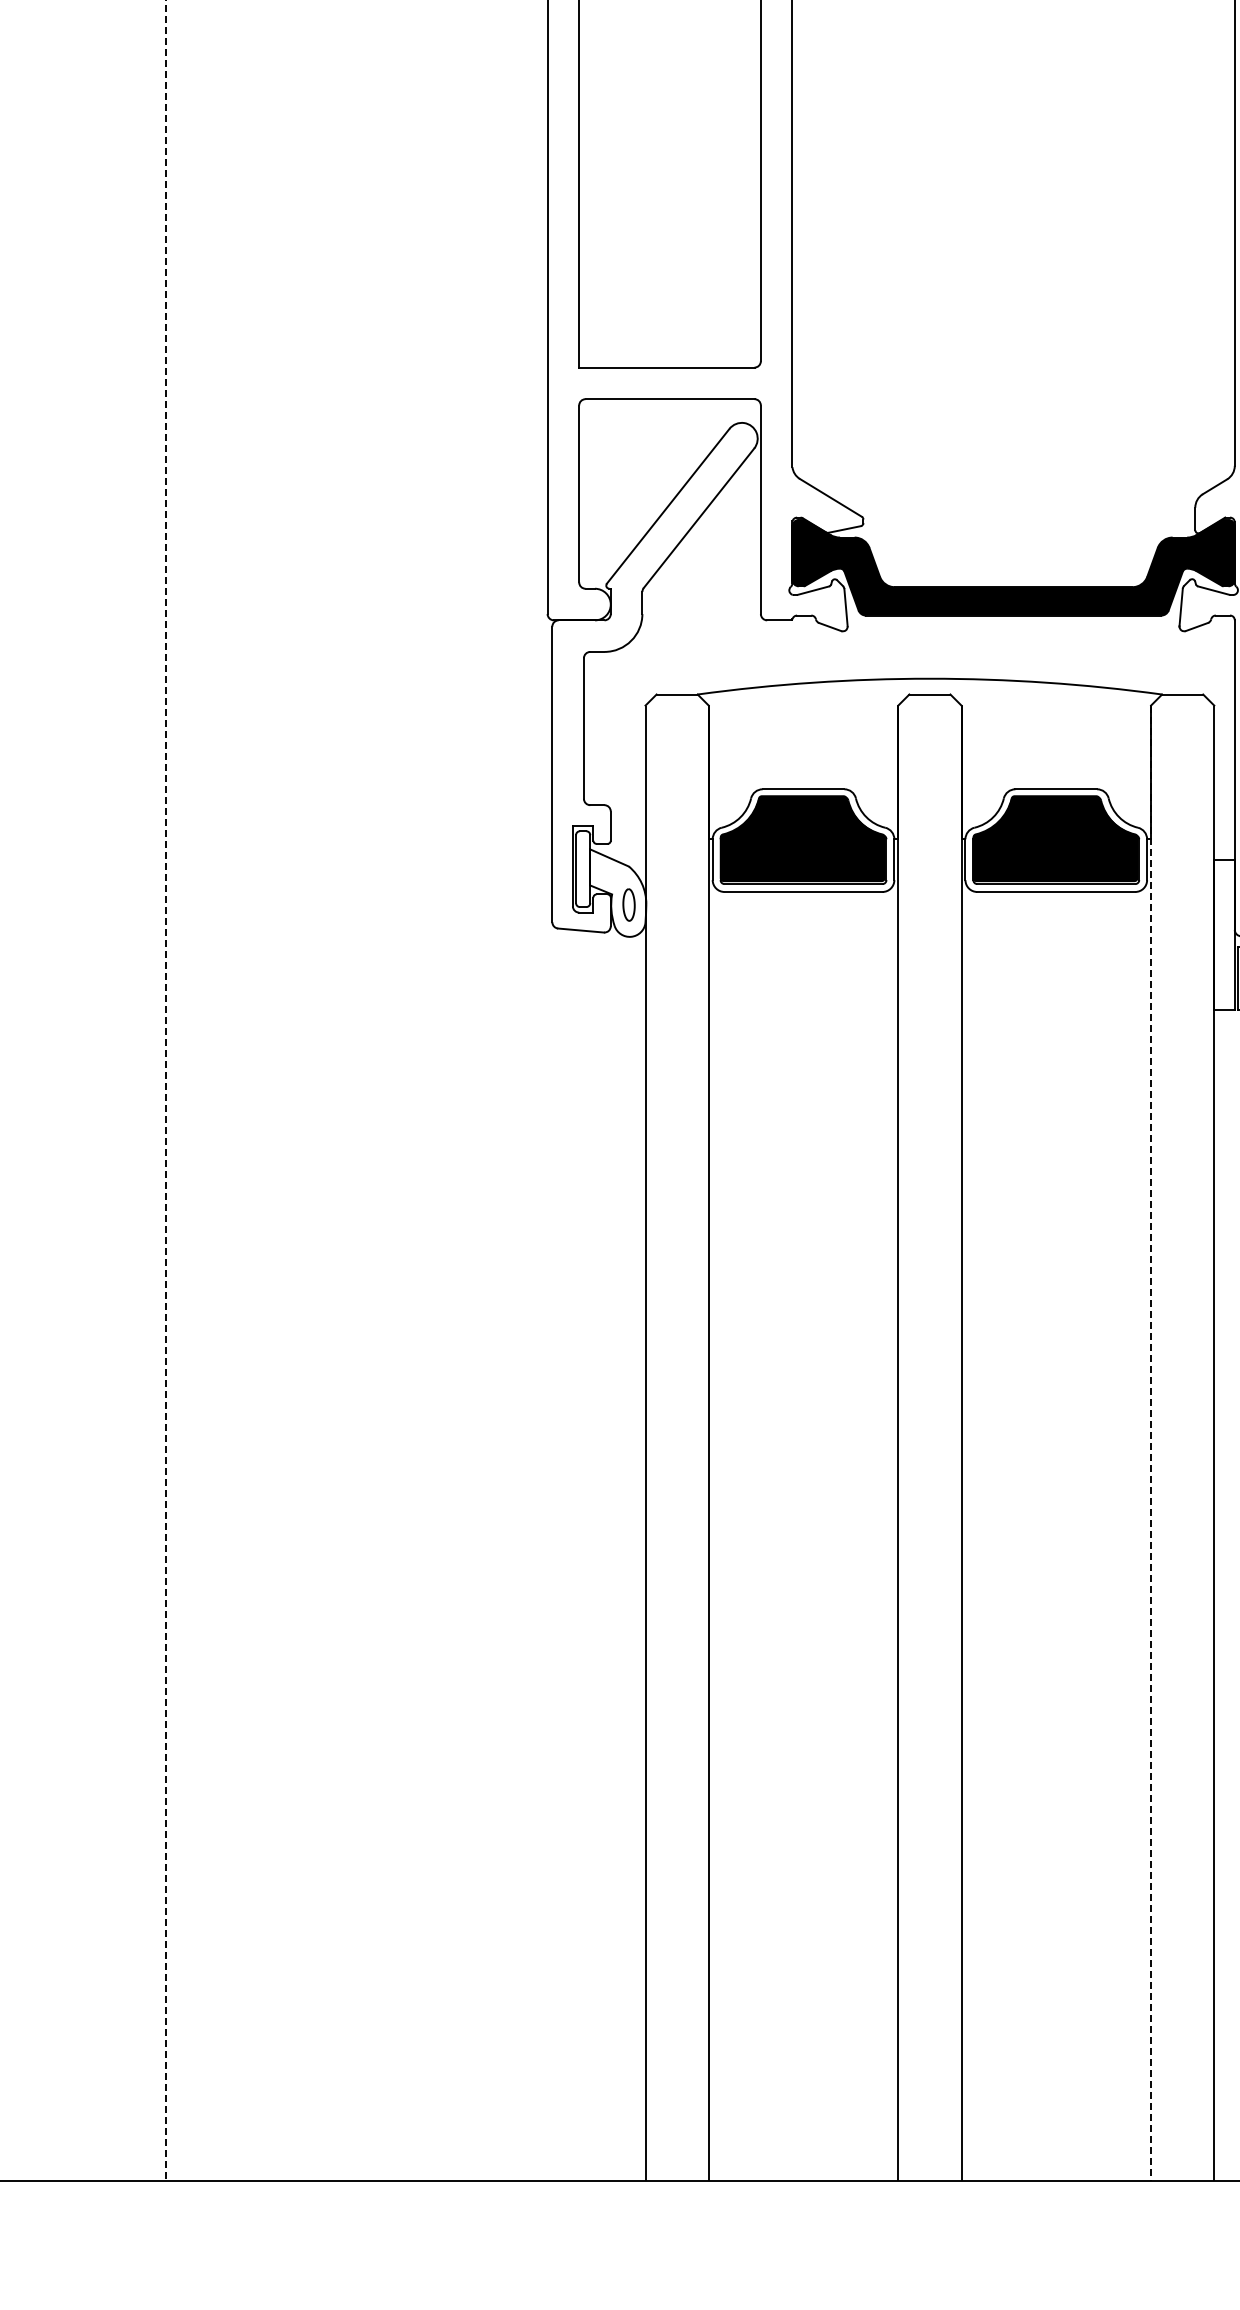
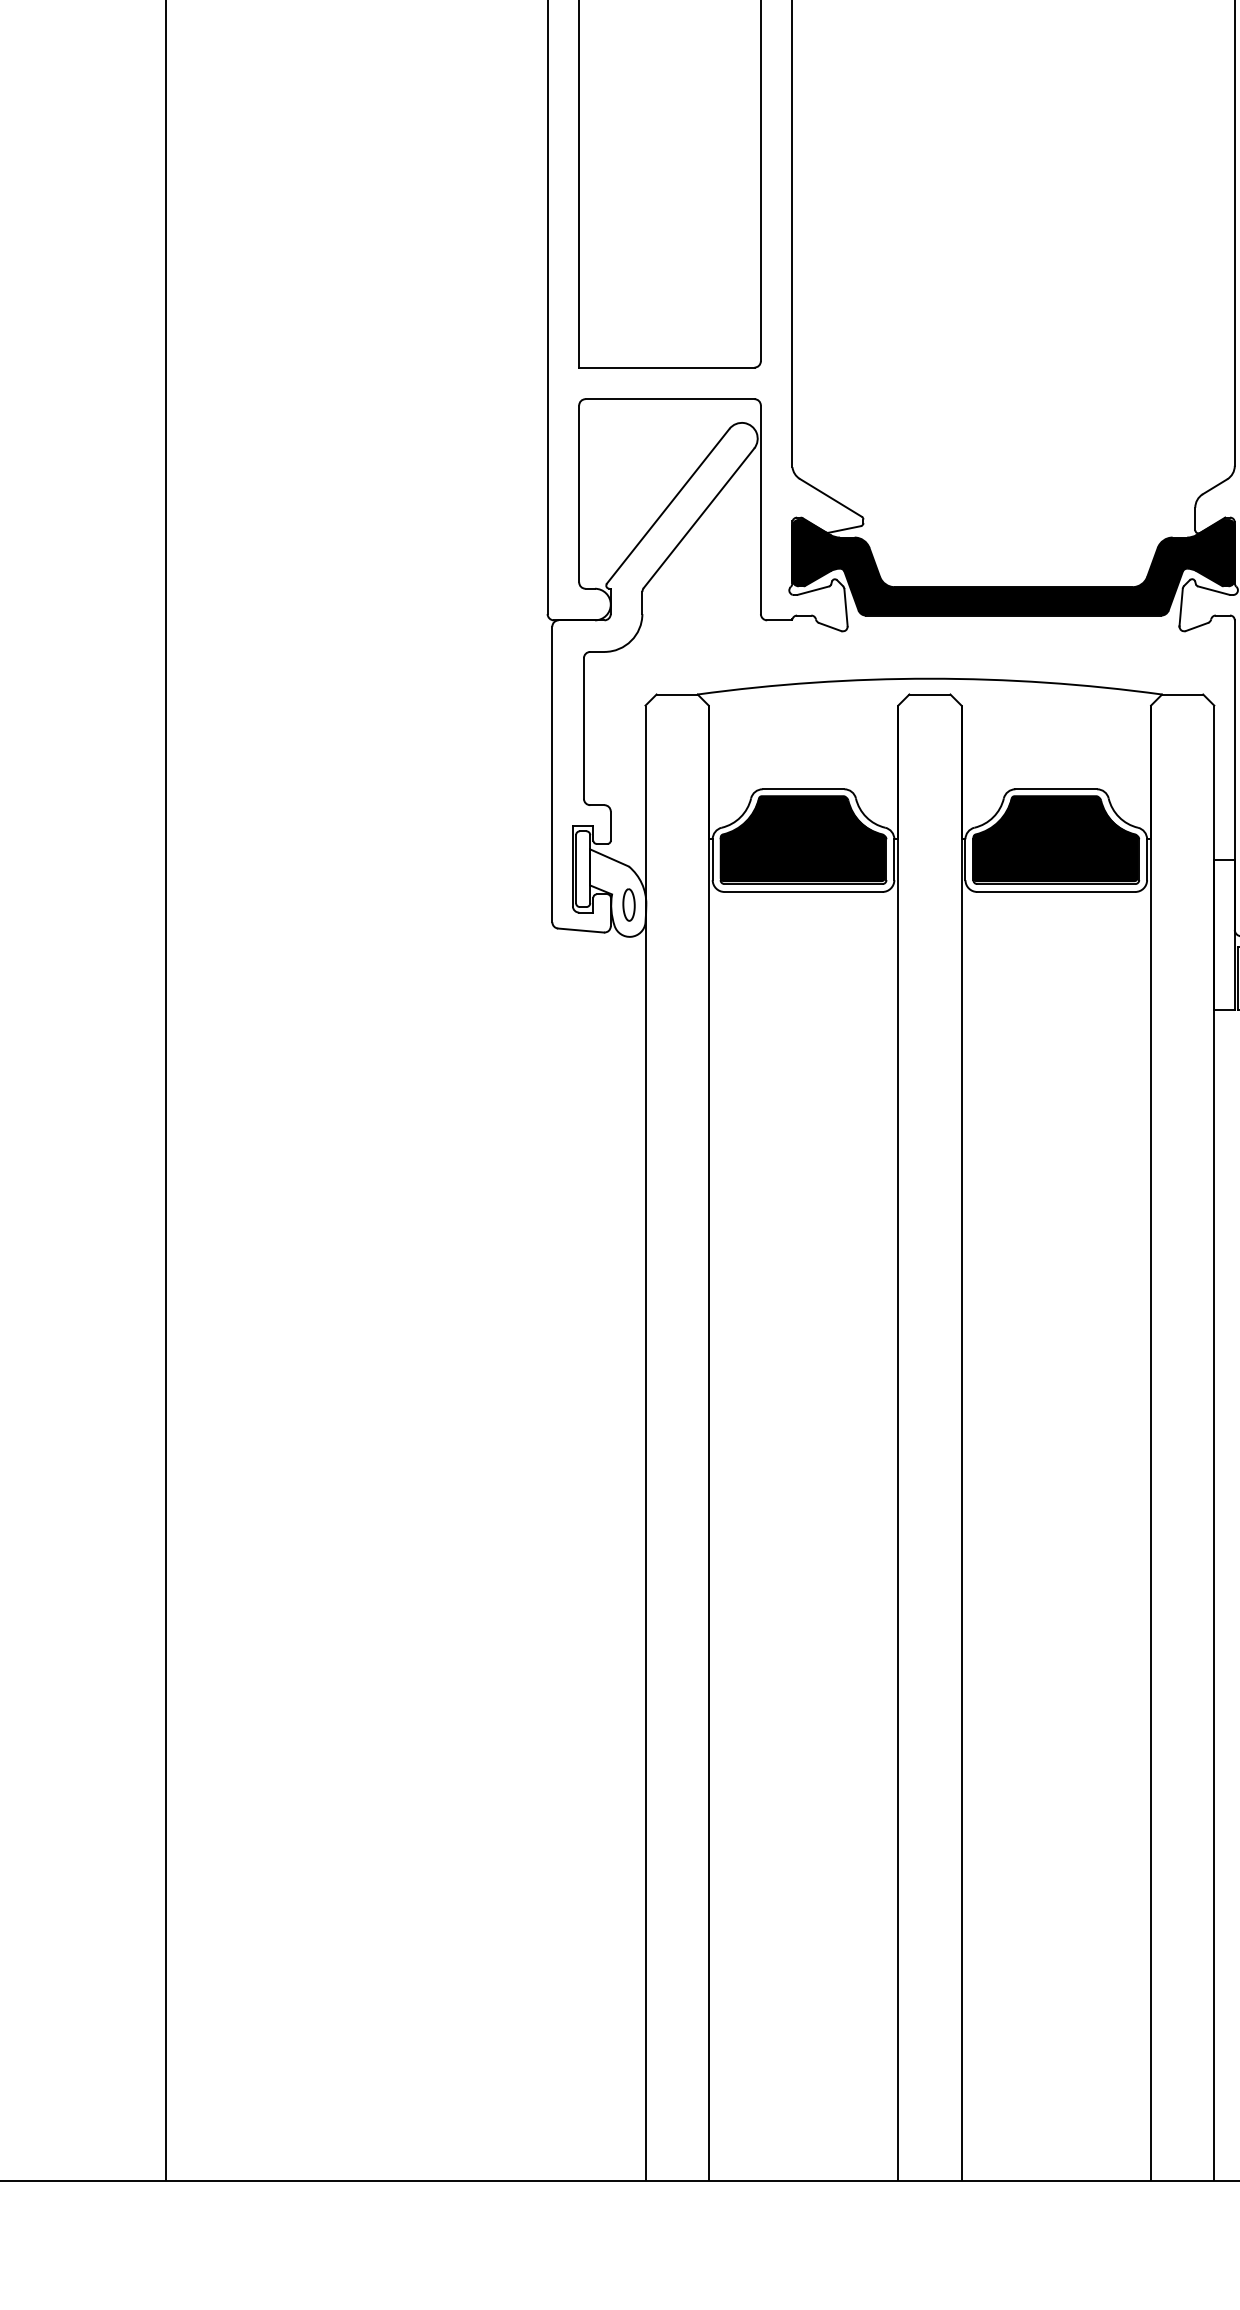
line: dashed -> solid (166, 1090)
line: dashed -> solid (1151, 1443)
